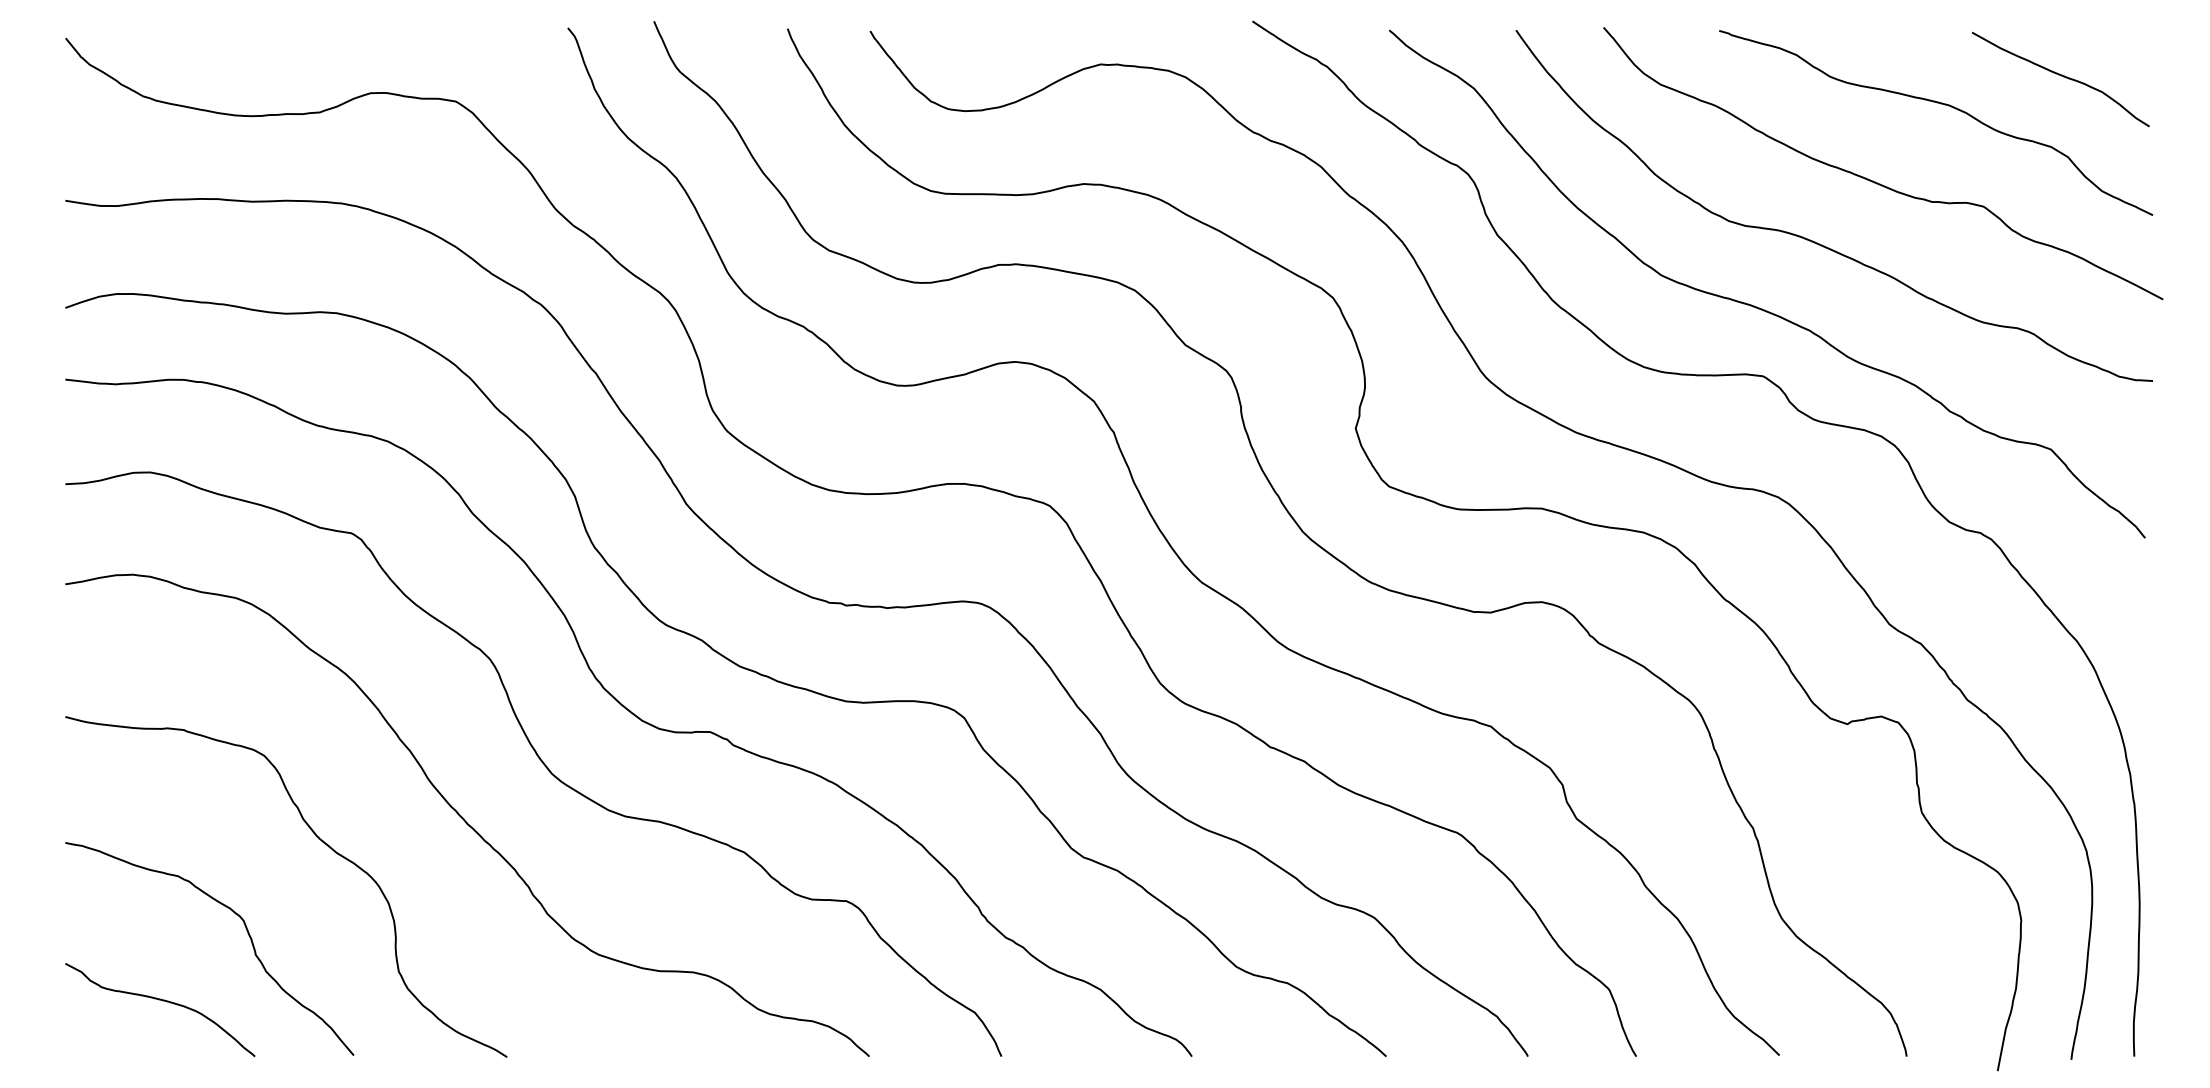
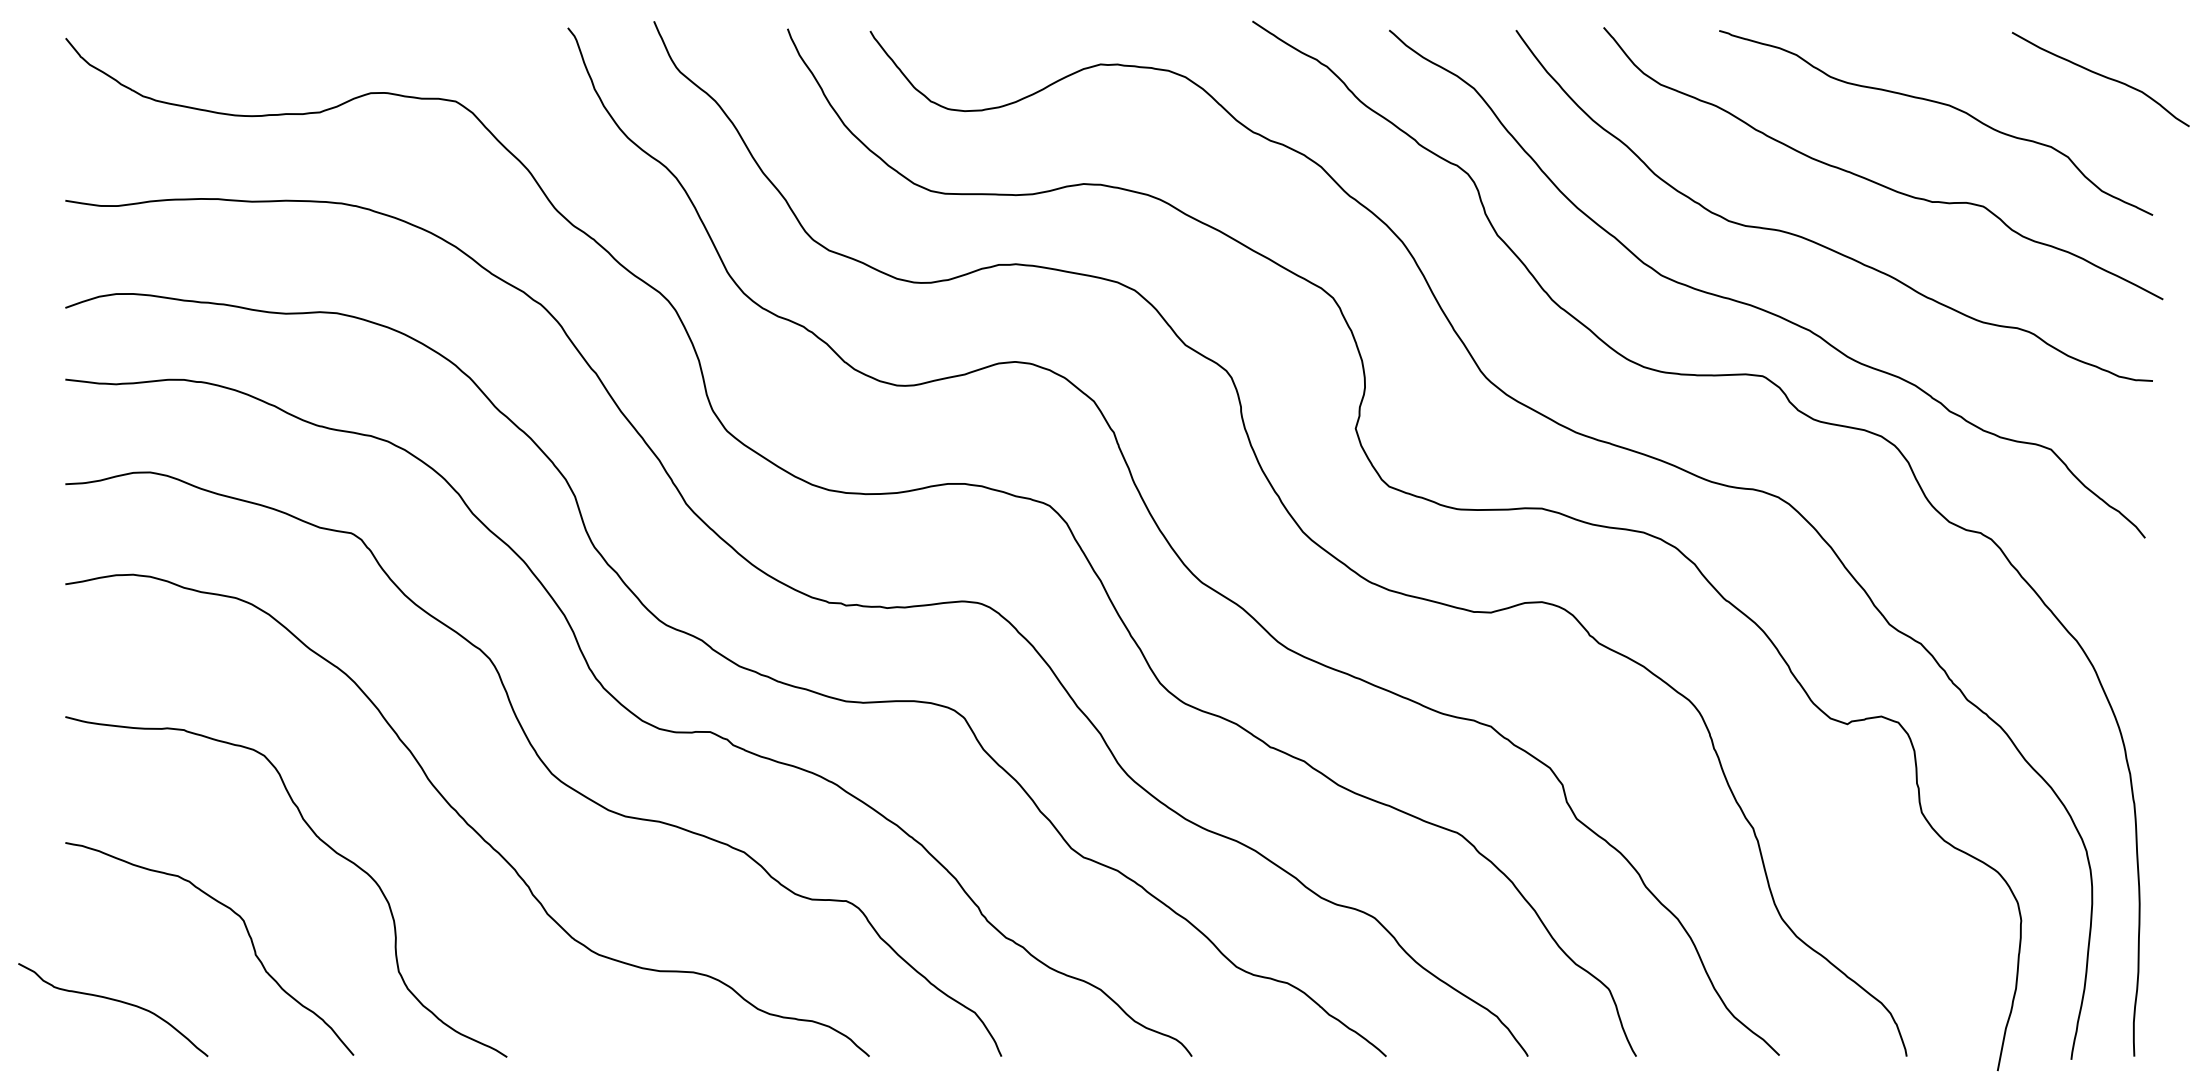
curve position: (2061, 76) -> (2101, 76) (2101, 76)
curve position: (162, 1001) -> (115, 1001) (115, 1001)
